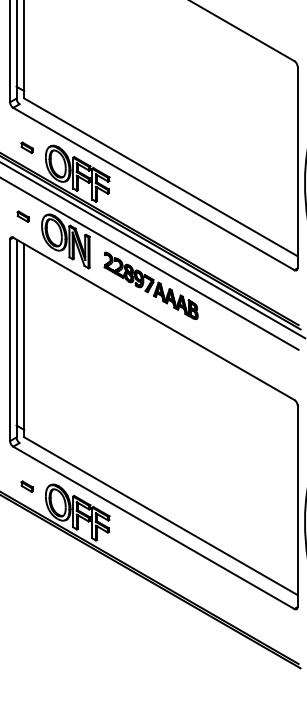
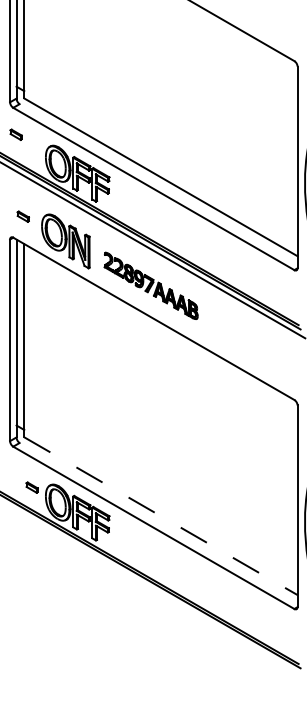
part position: (26, 147) -> (15, 134) (15, 134)
line: present -> none (150, 263)
part position: (26, 486) -> (31, 487) (31, 487)
line: solid -> dashed (160, 516)
